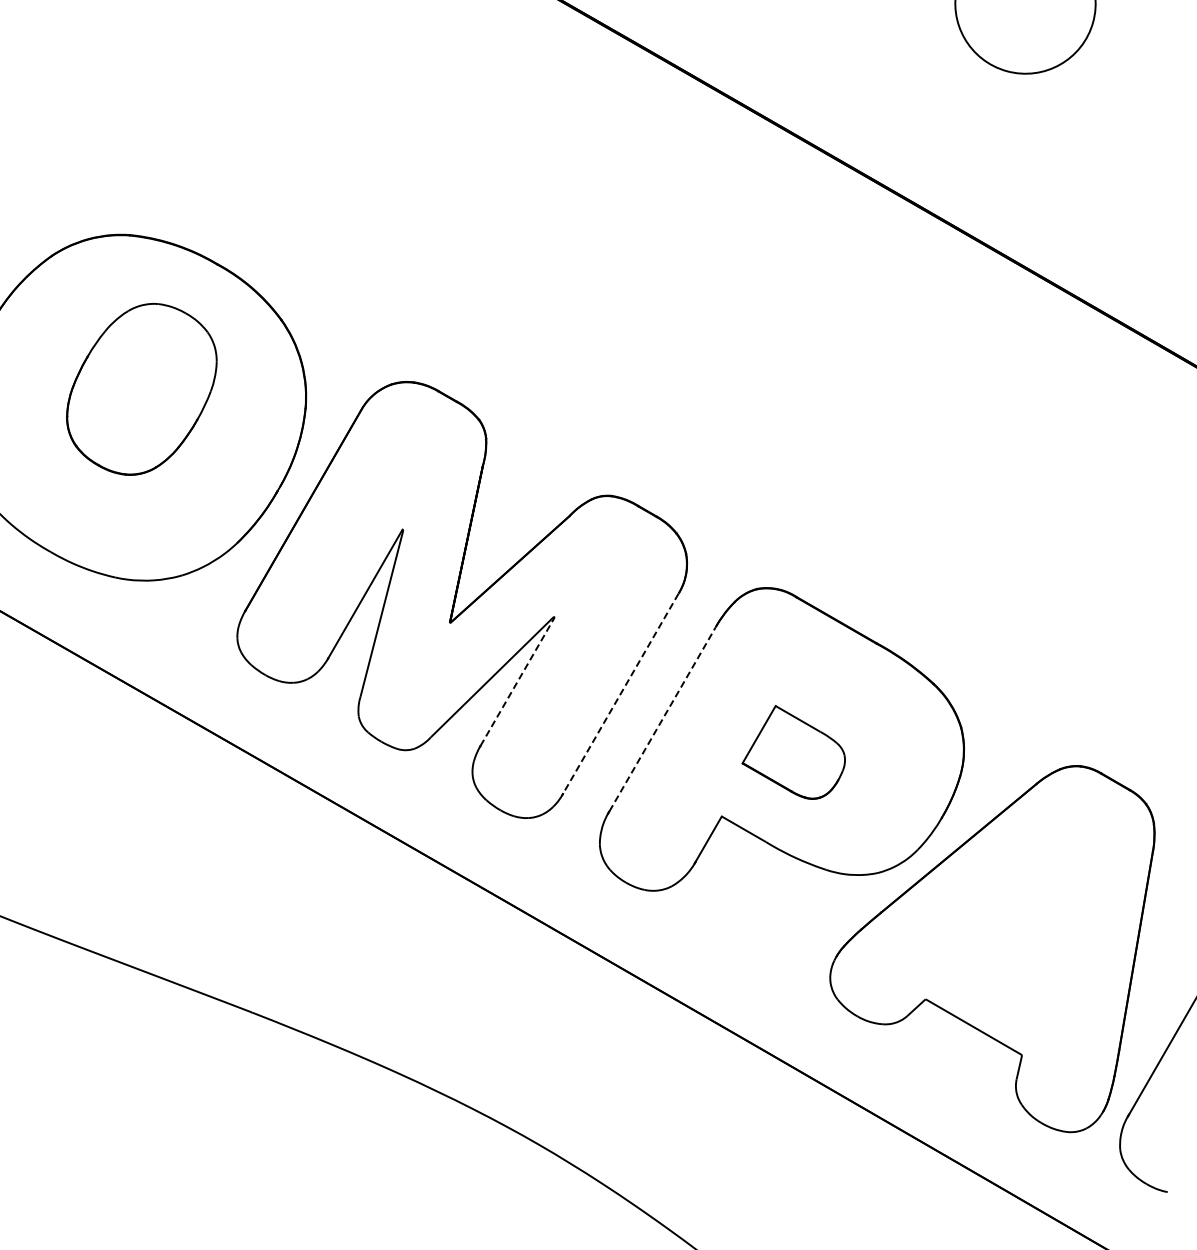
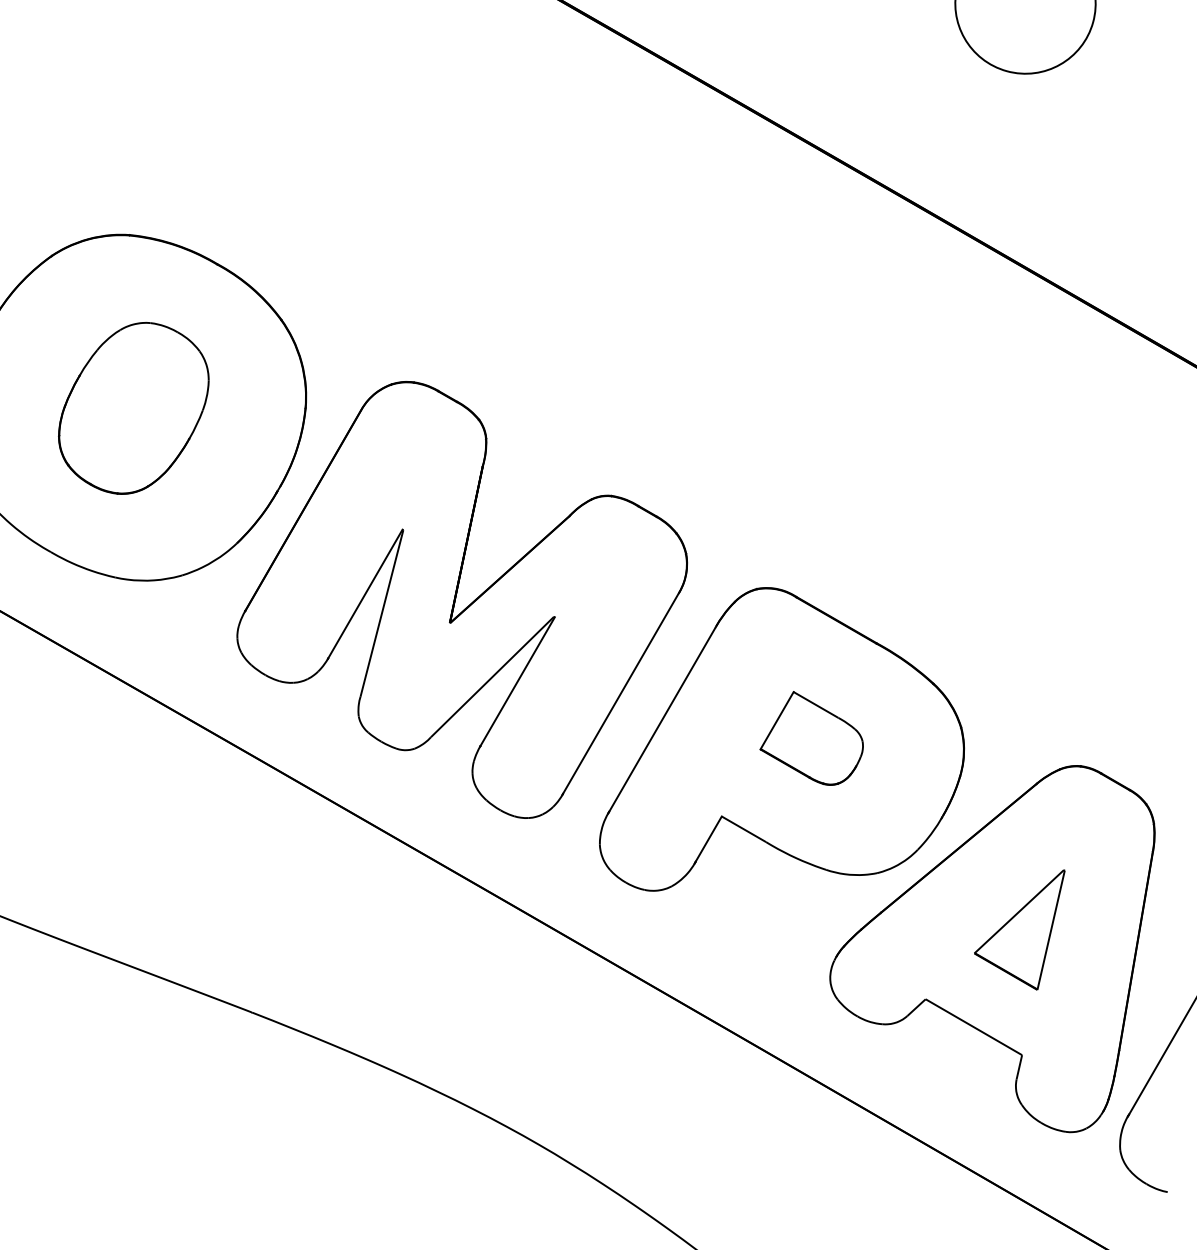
part position: (141, 389) -> (133, 408) (133, 408)
line: dashed -> solid (517, 681)
line: dashed -> solid (620, 694)
line: dashed -> solid (662, 719)
part position: (793, 752) -> (811, 738) (811, 738)
part: none -> present (1019, 929)
